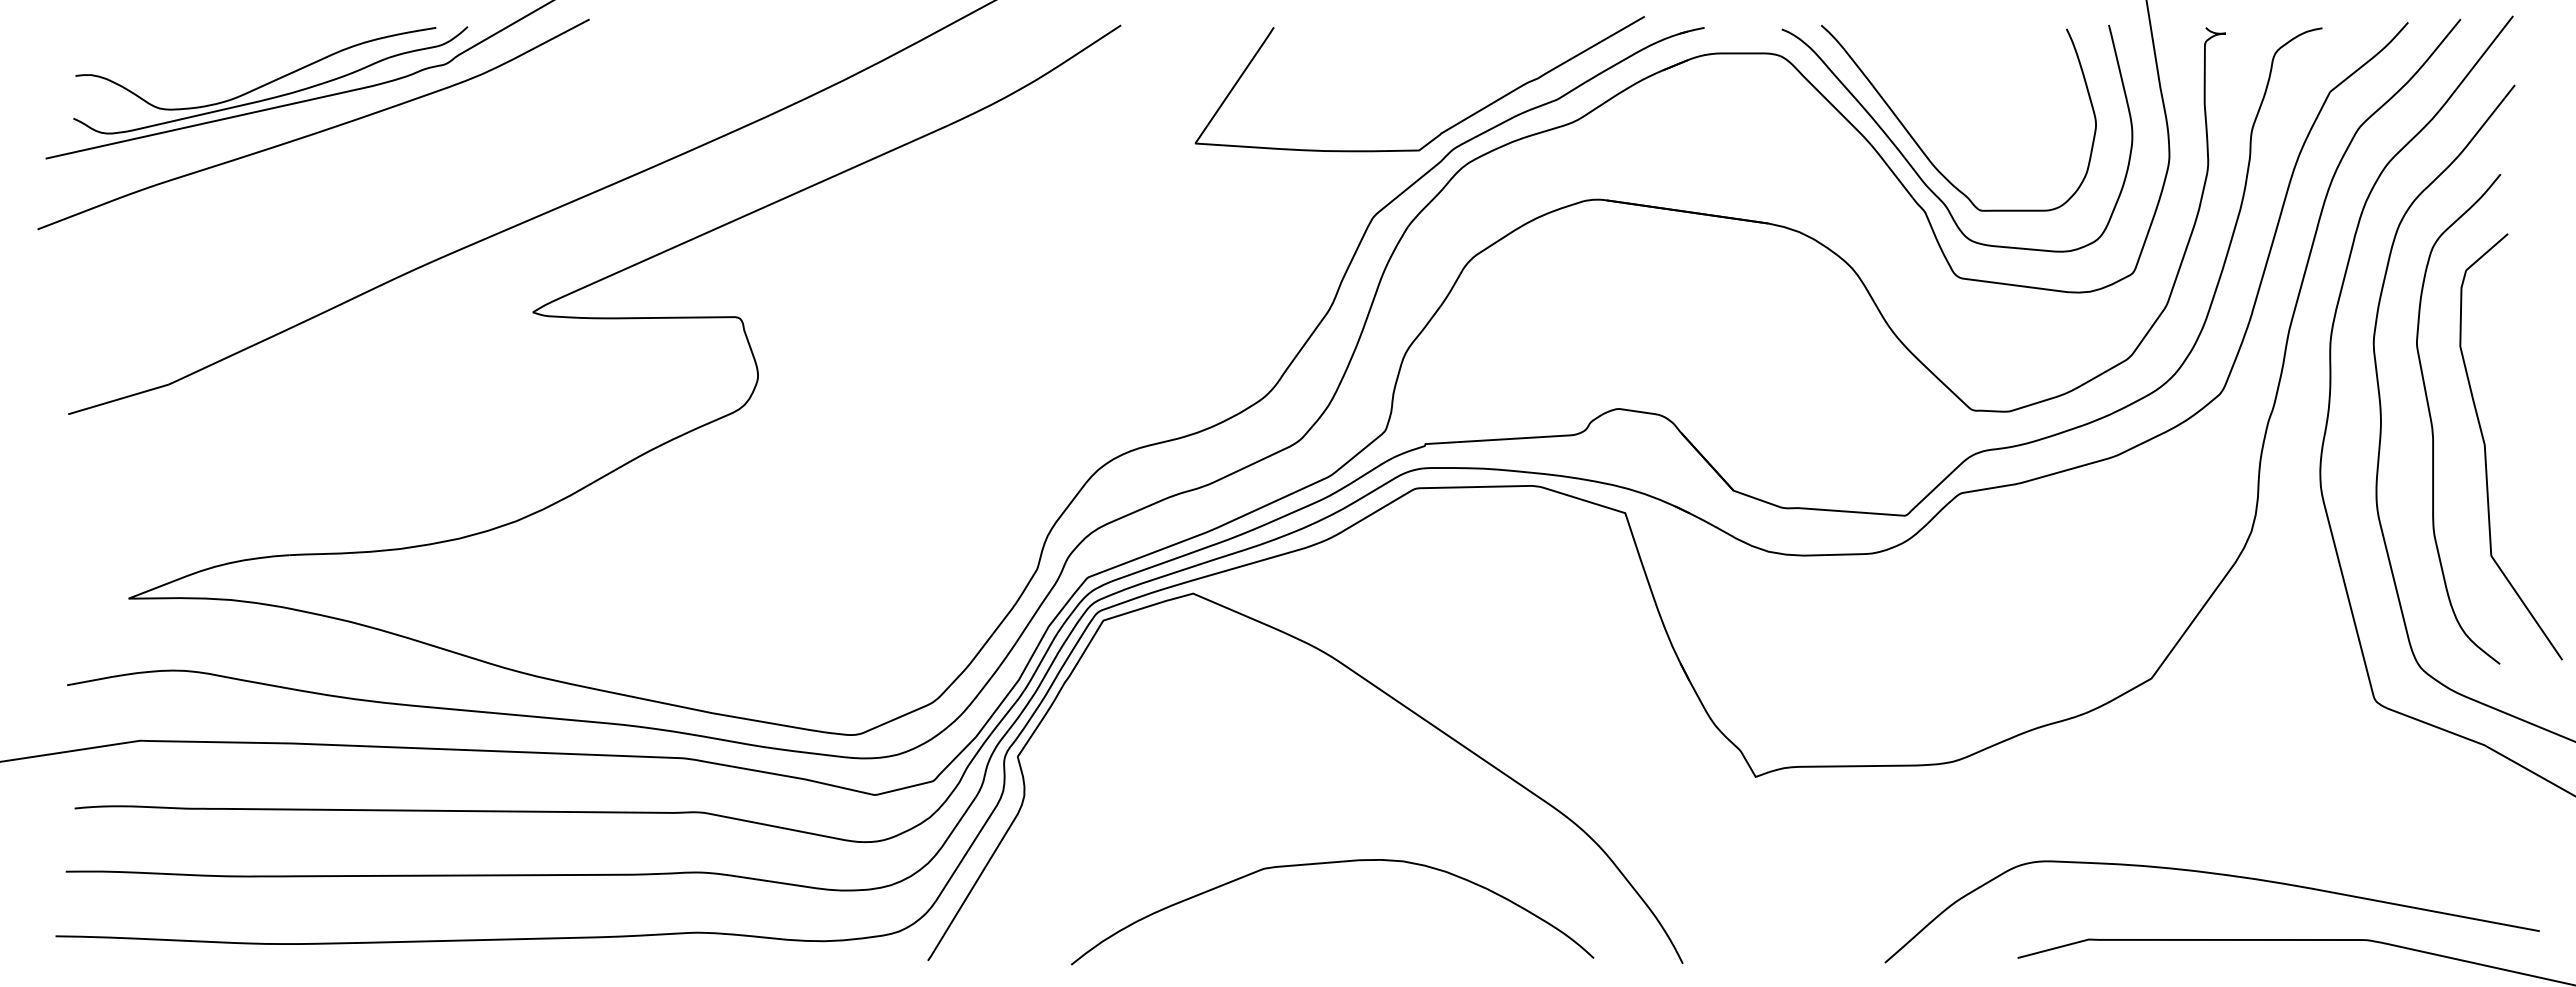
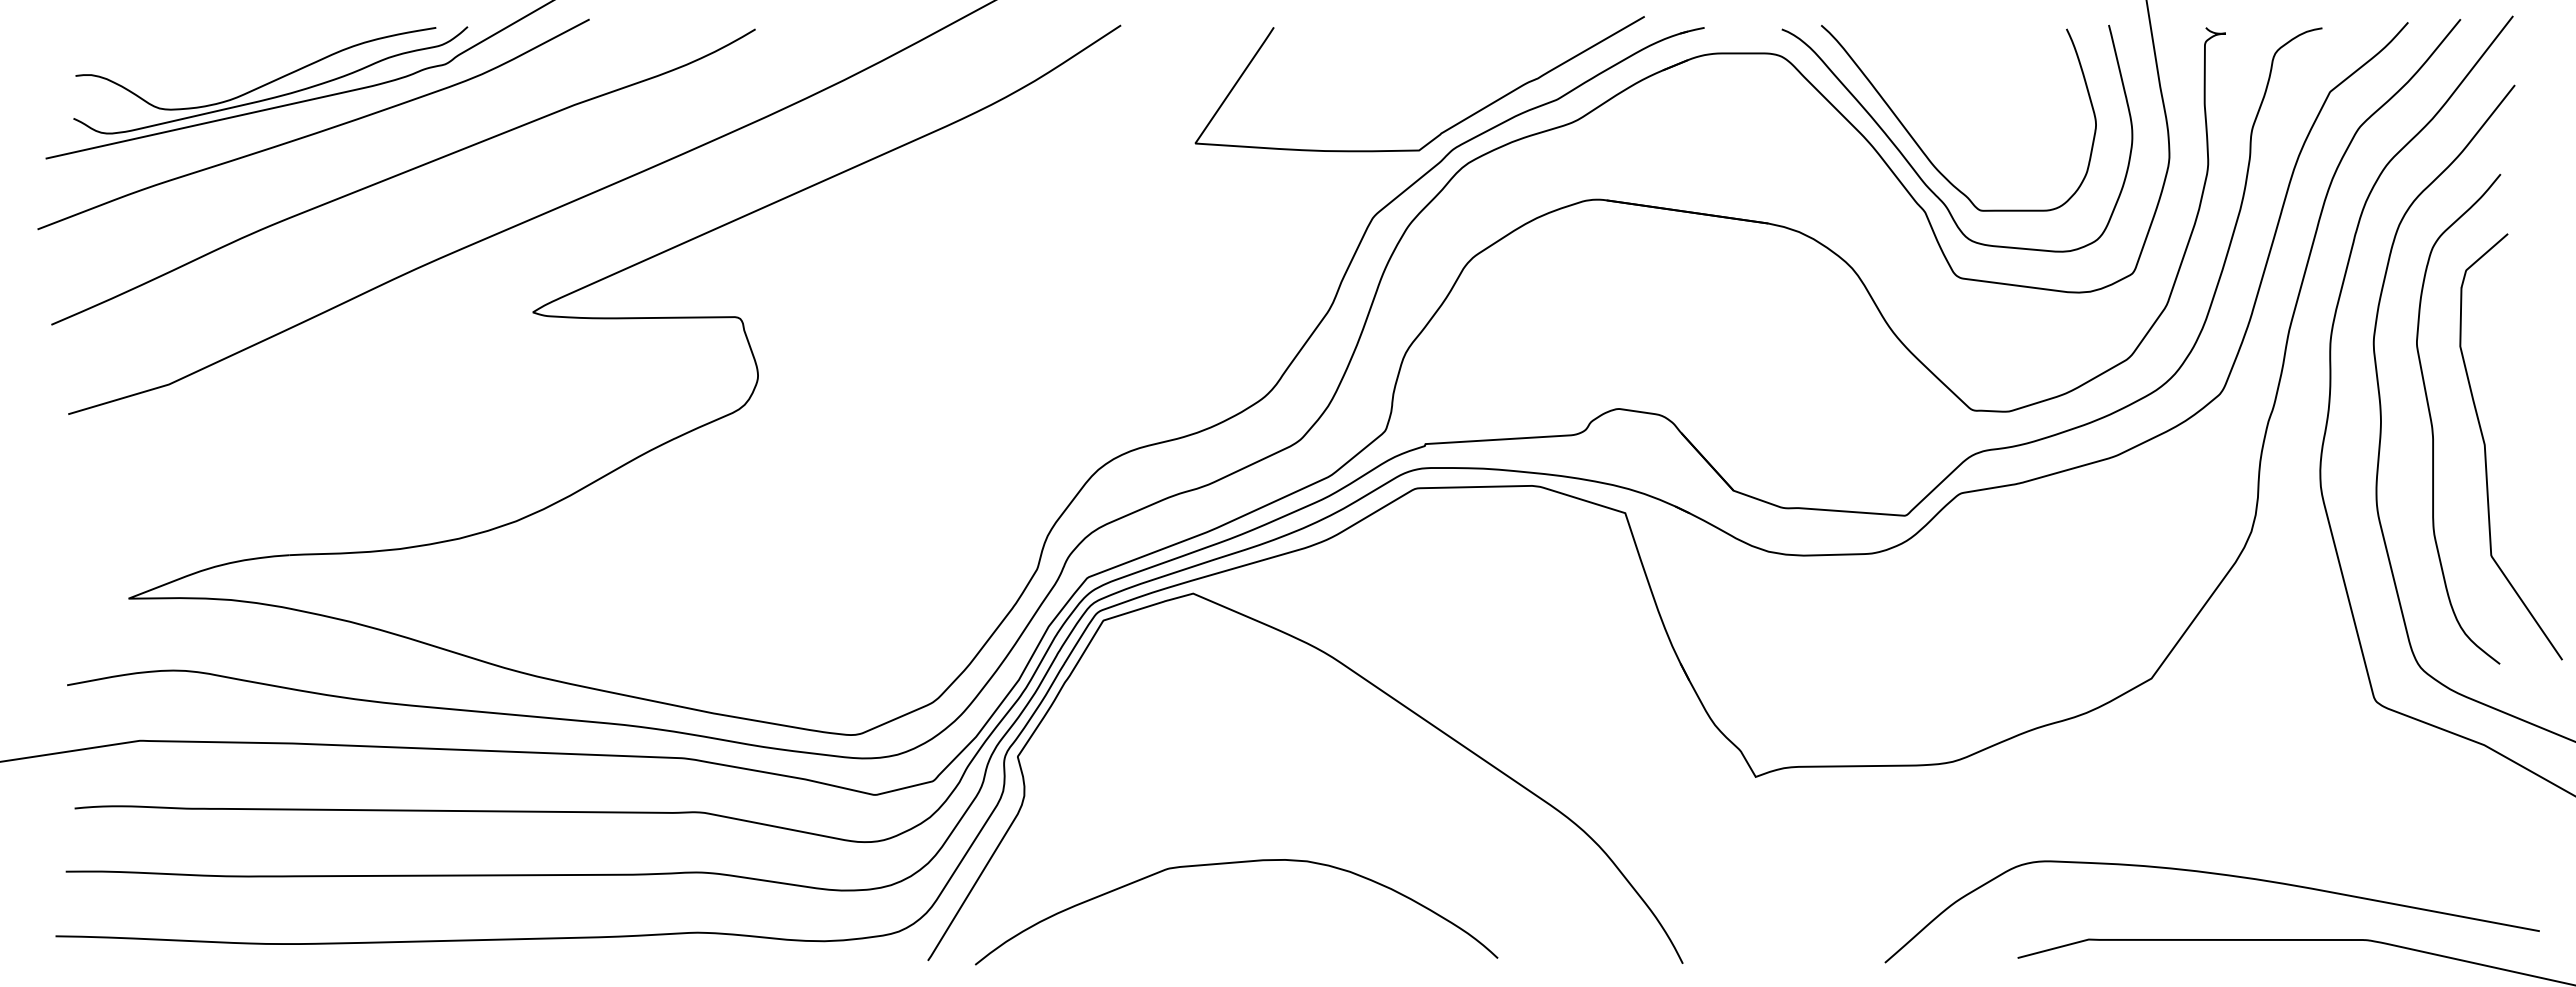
curve: none -> present (402, 174)
curve position: (1332, 863) -> (1236, 863) (1236, 863)
